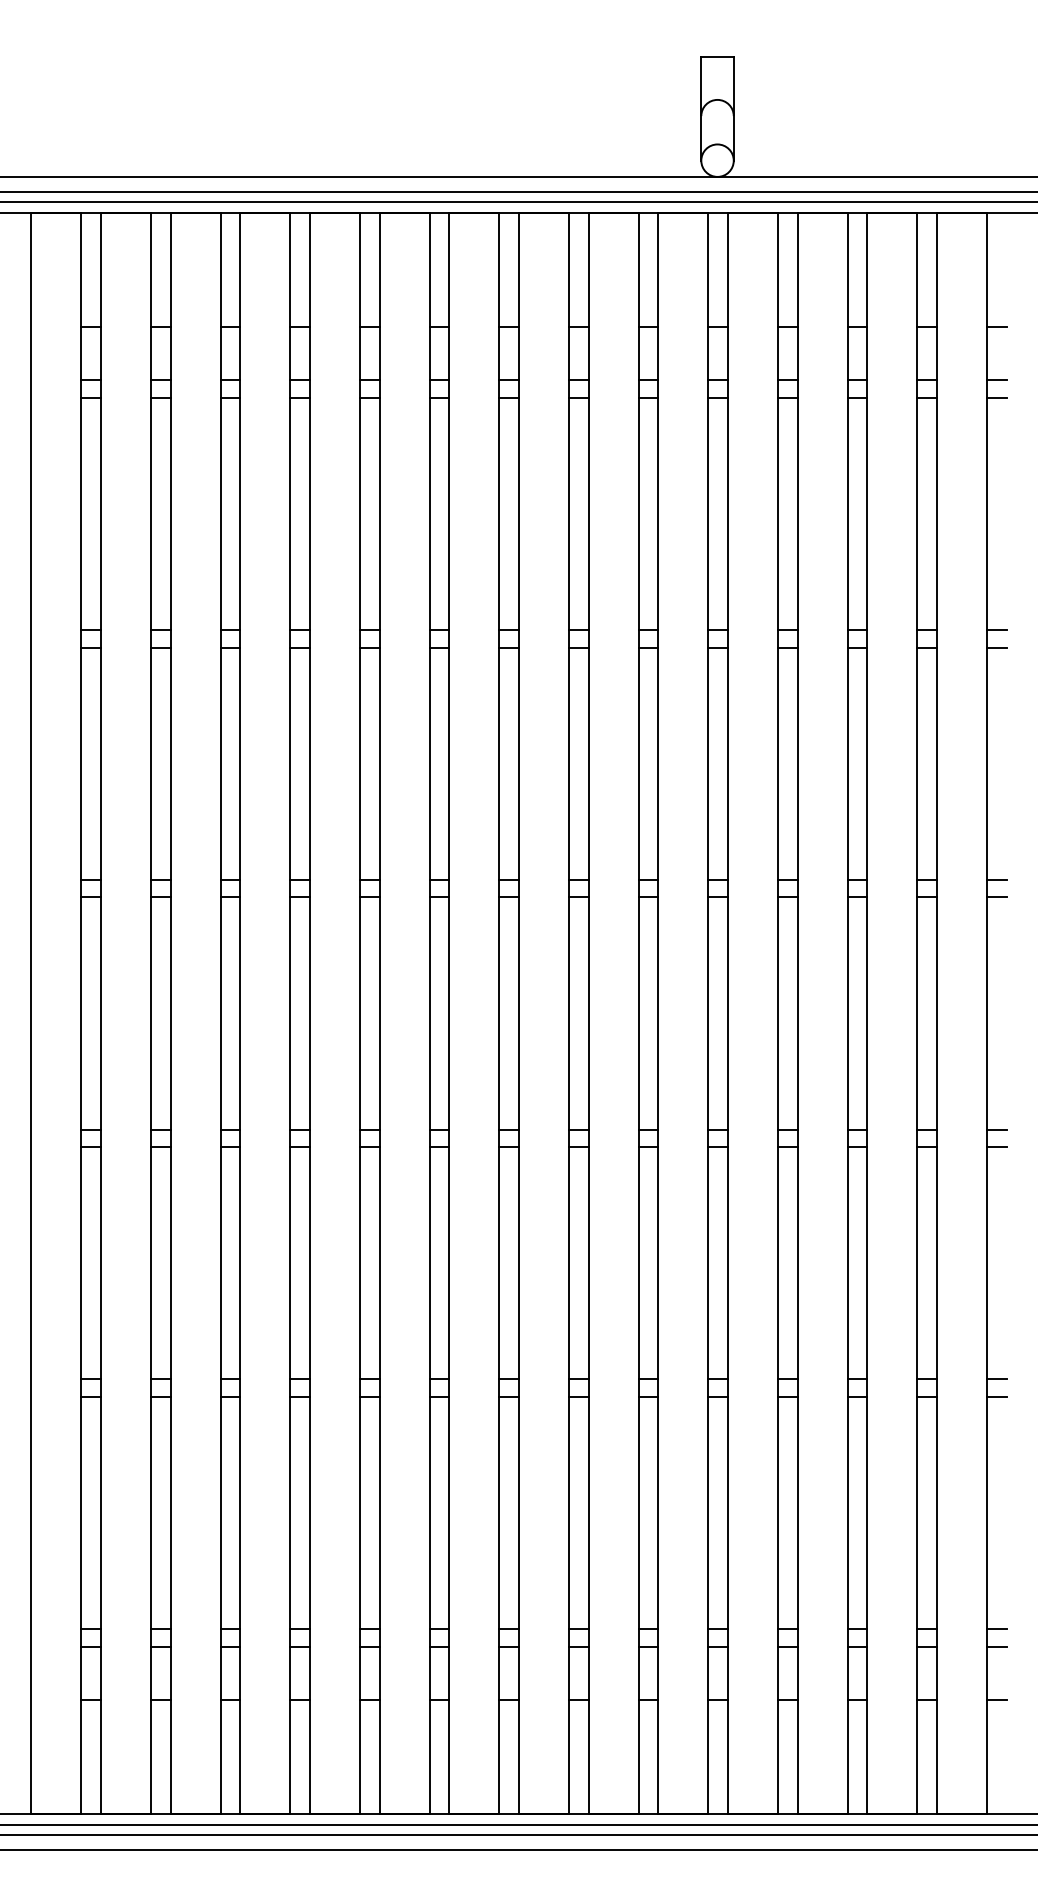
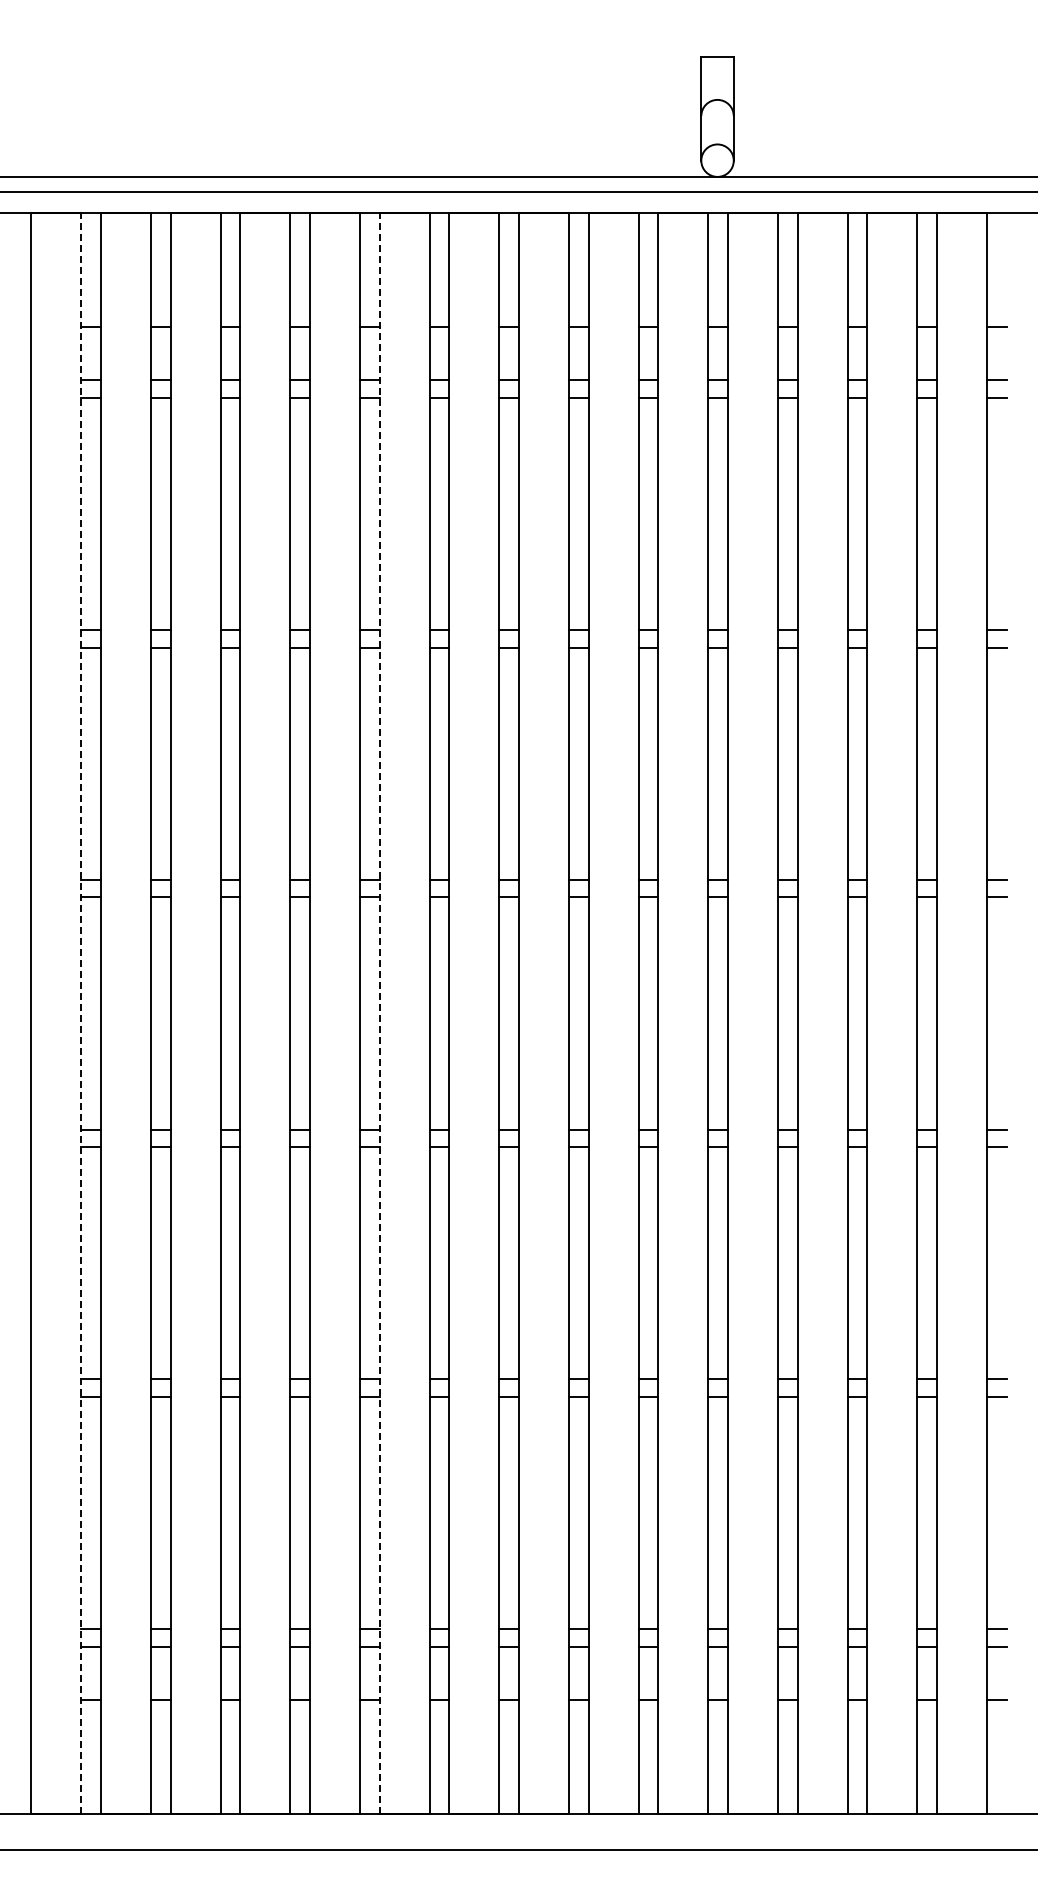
line: present -> none (518, 201)
line: solid -> dashed (81, 1013)
line: solid -> dashed (379, 1013)
line: present -> none (518, 1825)
line: present -> none (518, 1835)
